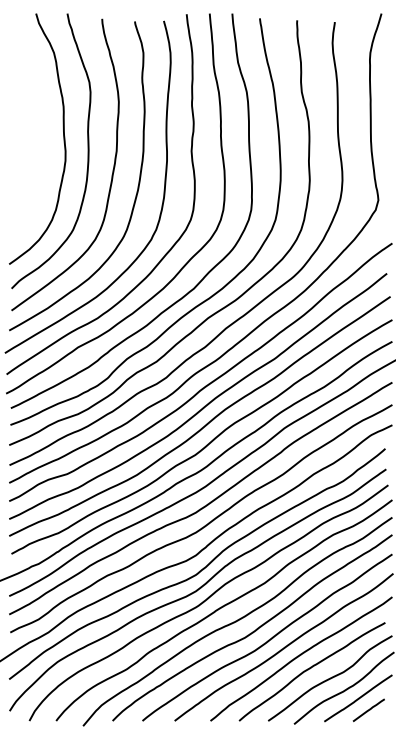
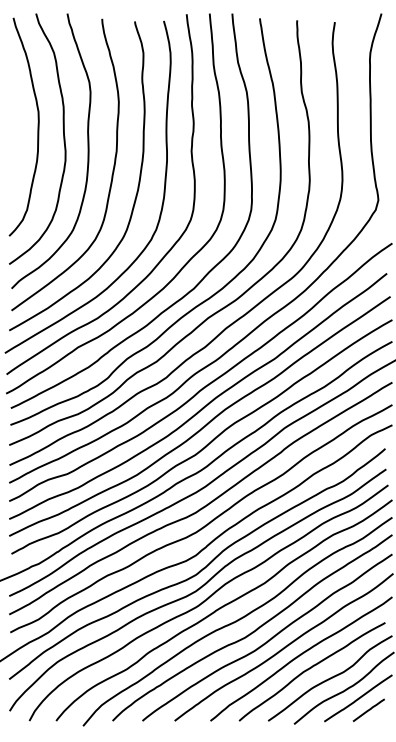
curve: none -> present (37, 126)
